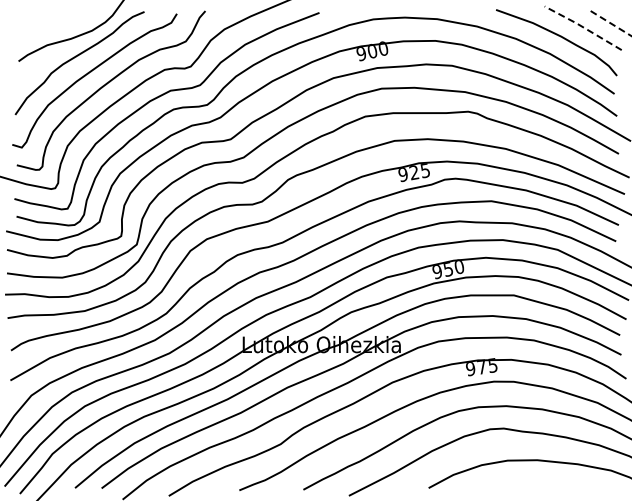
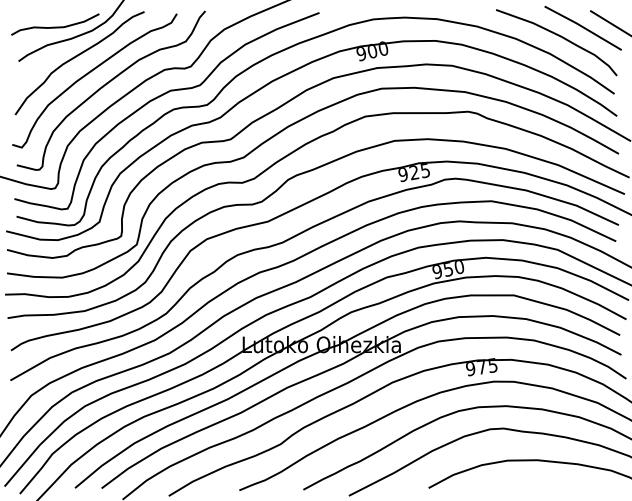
line: dashed -> solid (610, 23)
curve: none -> present (55, 26)
line: dashed -> solid (583, 27)
